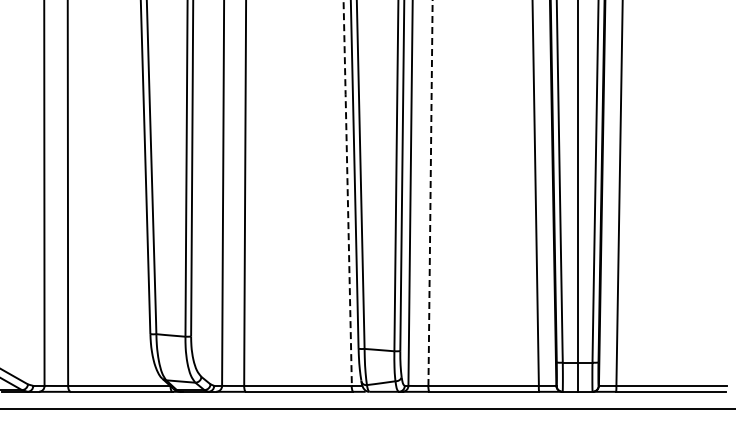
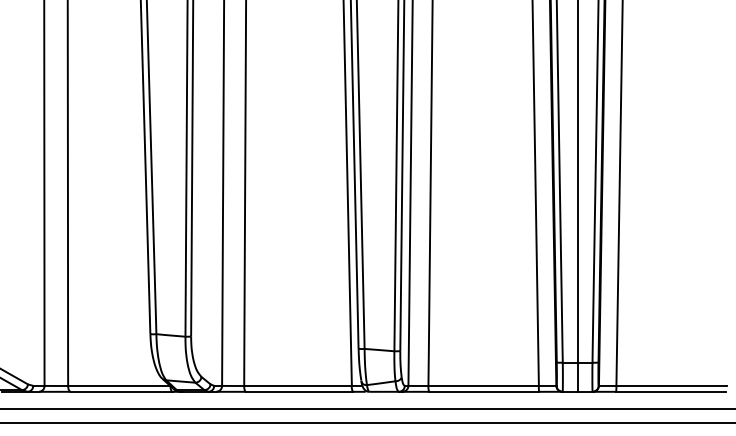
line: dashed -> solid (347, 192)
line: dashed -> solid (430, 194)
line: none -> present (367, 423)
